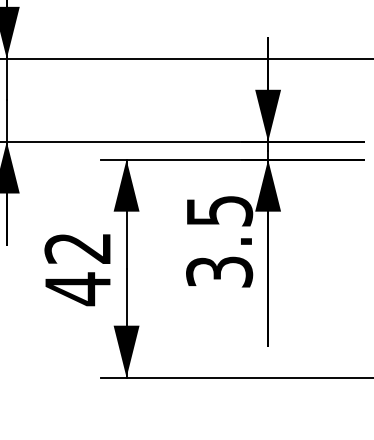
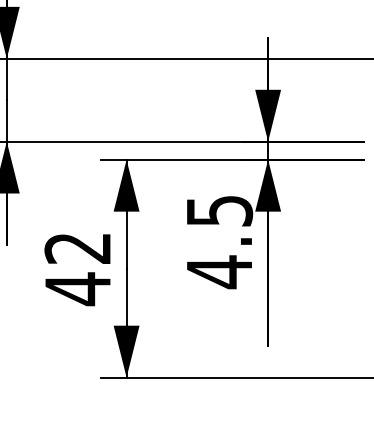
text: 3.5 -> 4.5 (219, 272)
